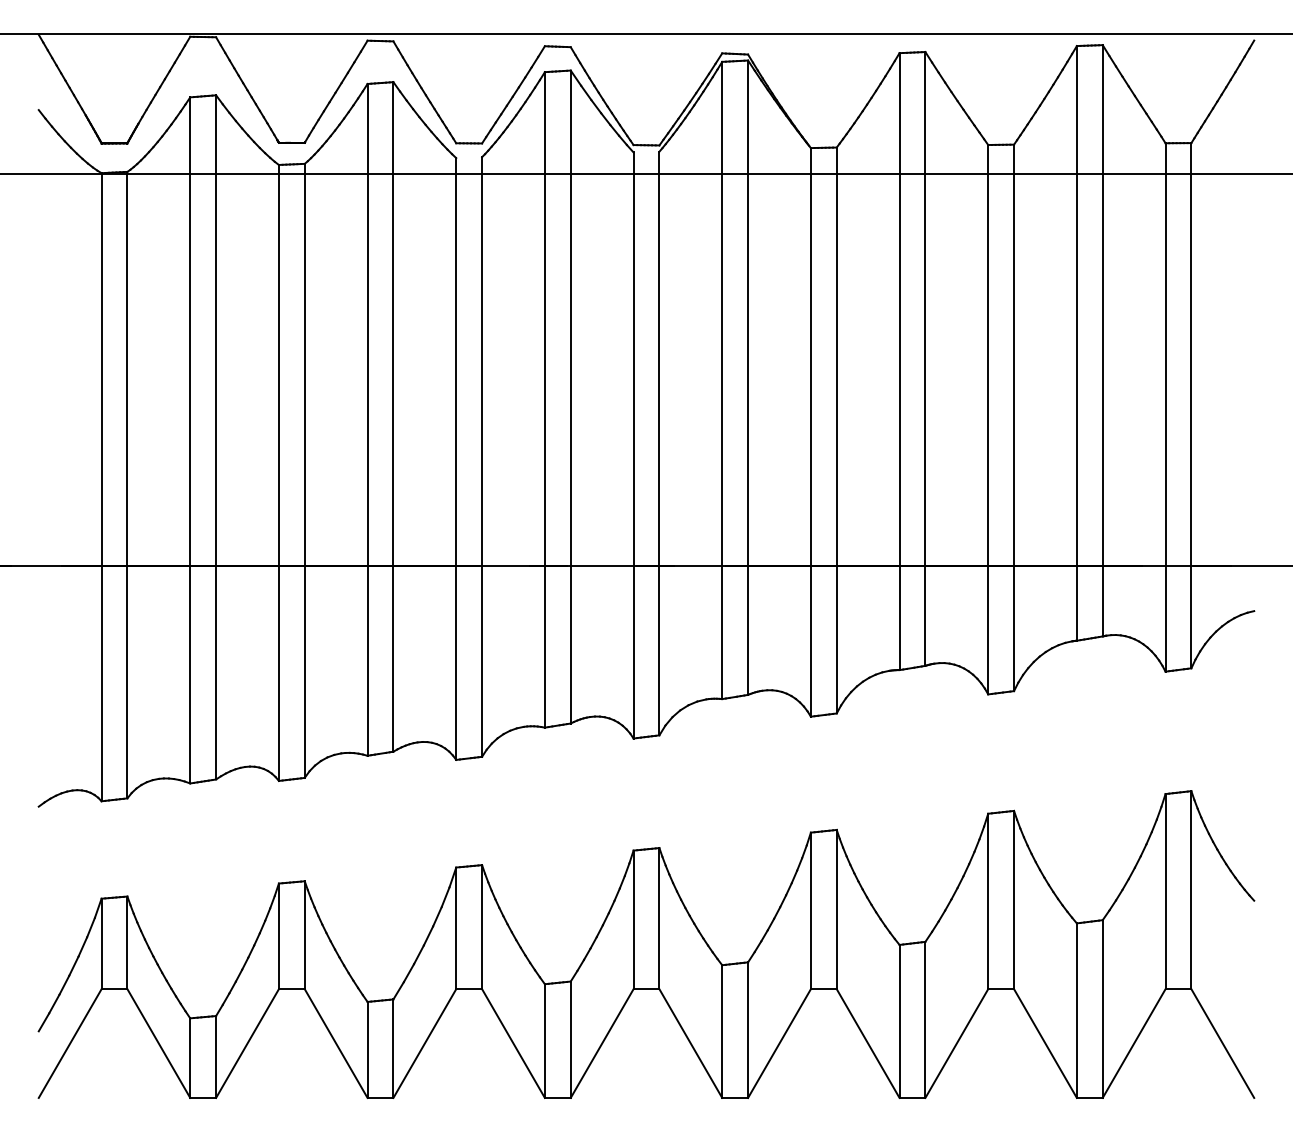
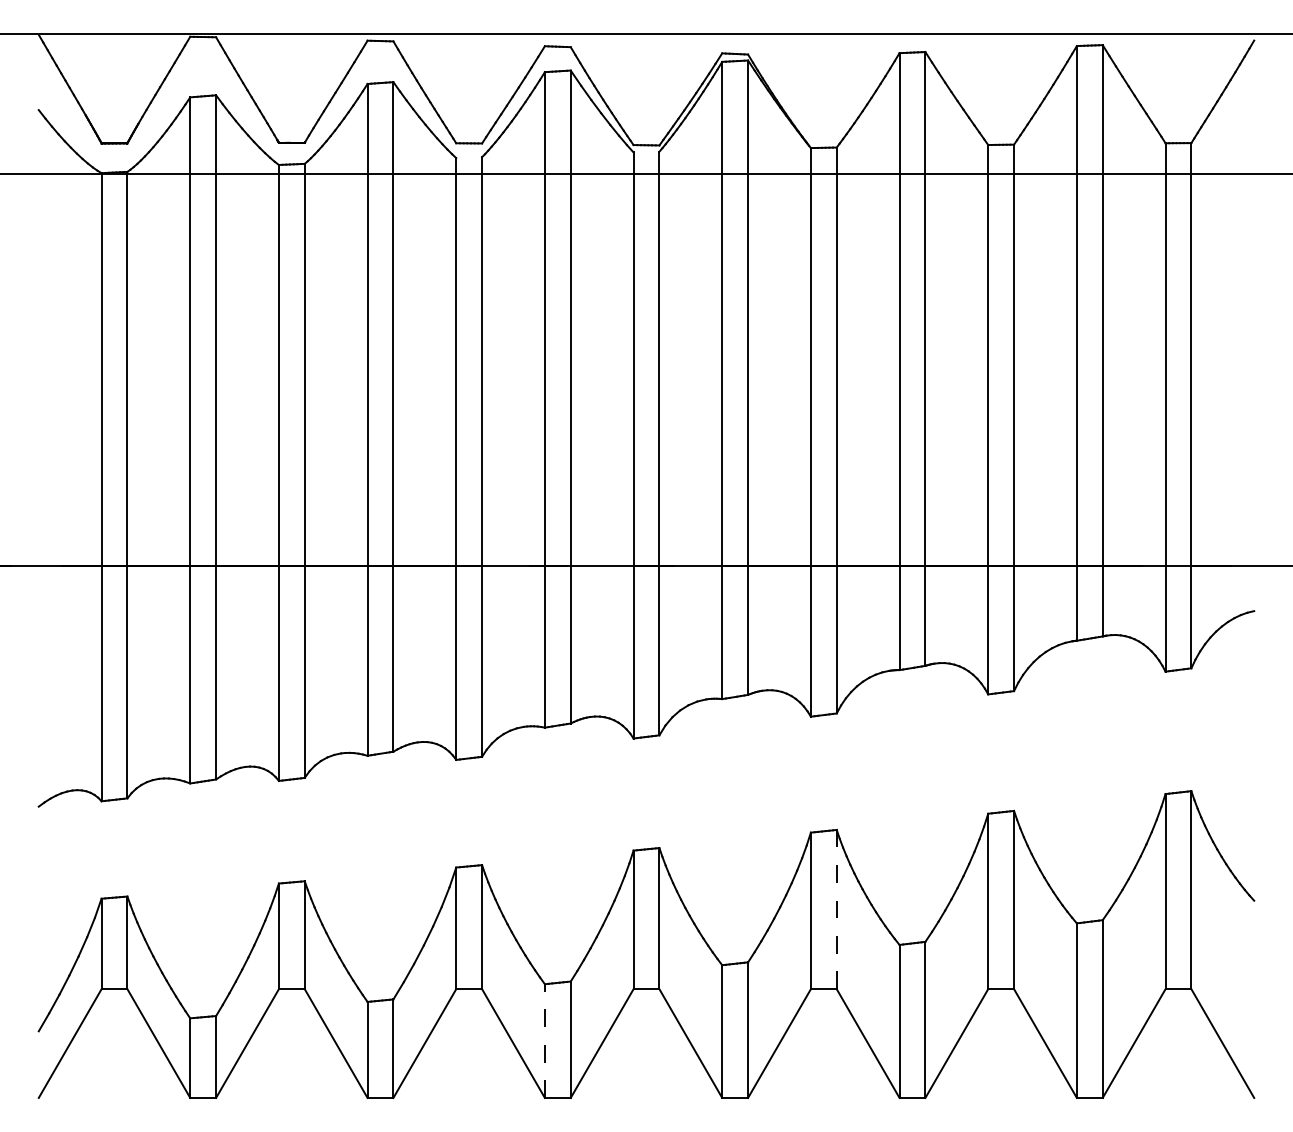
line: solid -> dashed (836, 909)
line: solid -> dashed (544, 1041)
